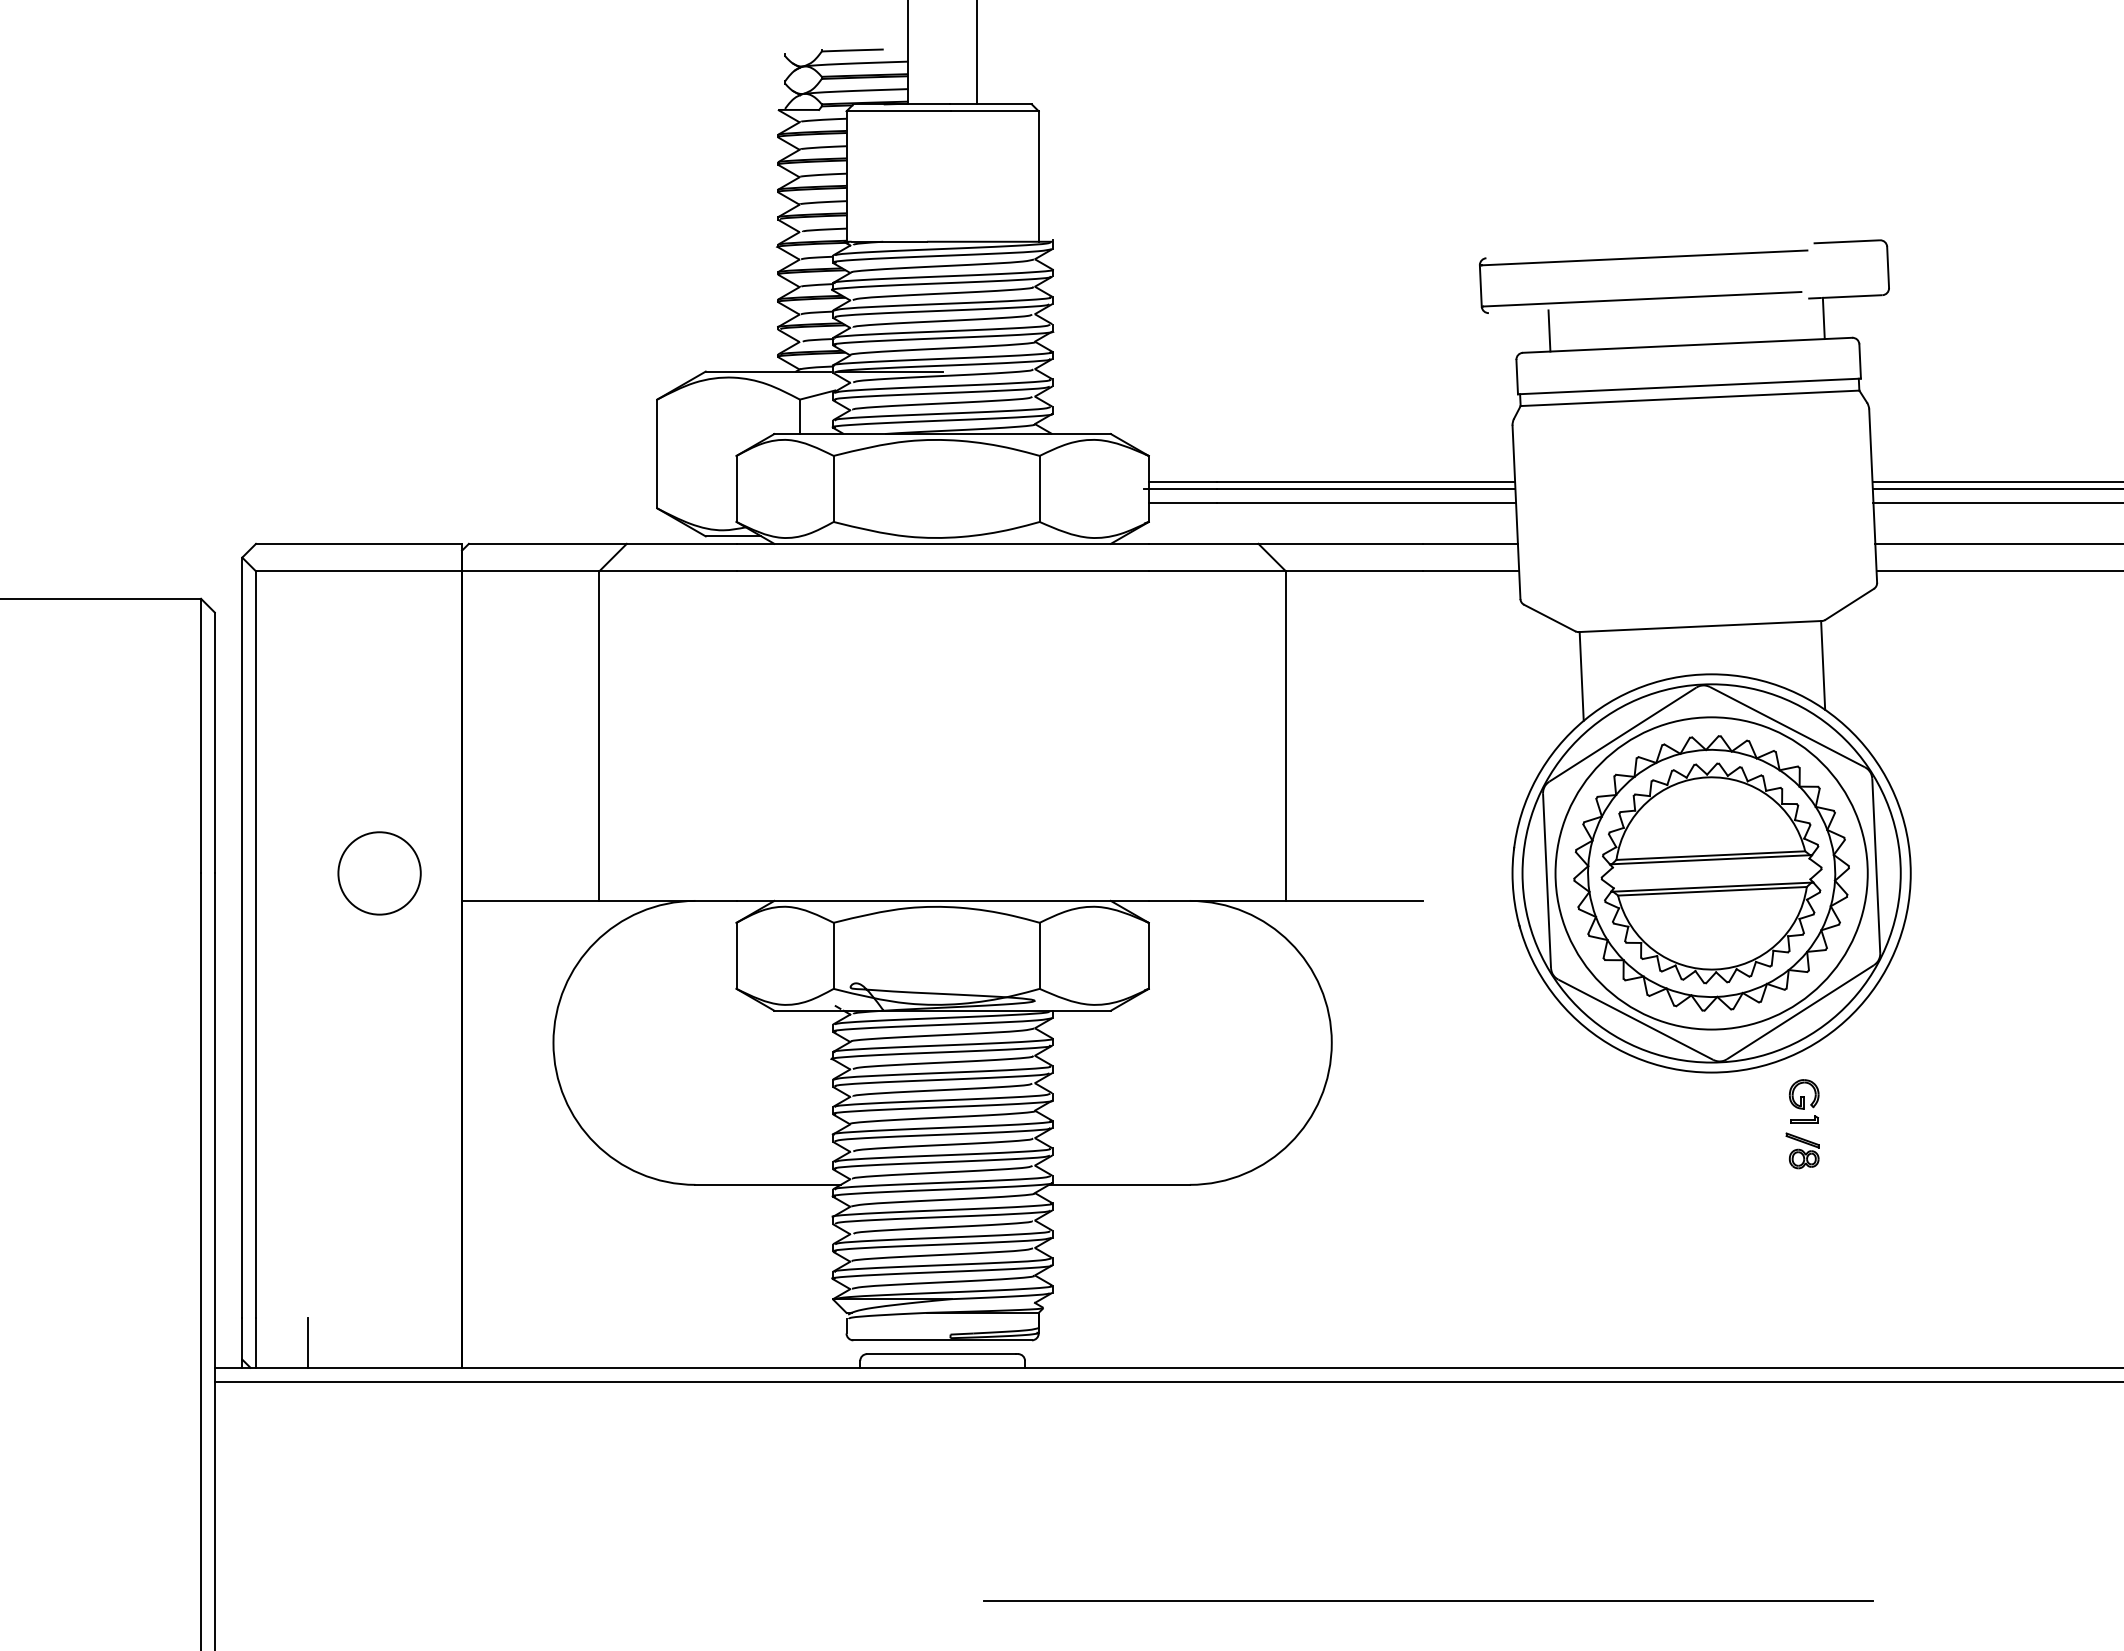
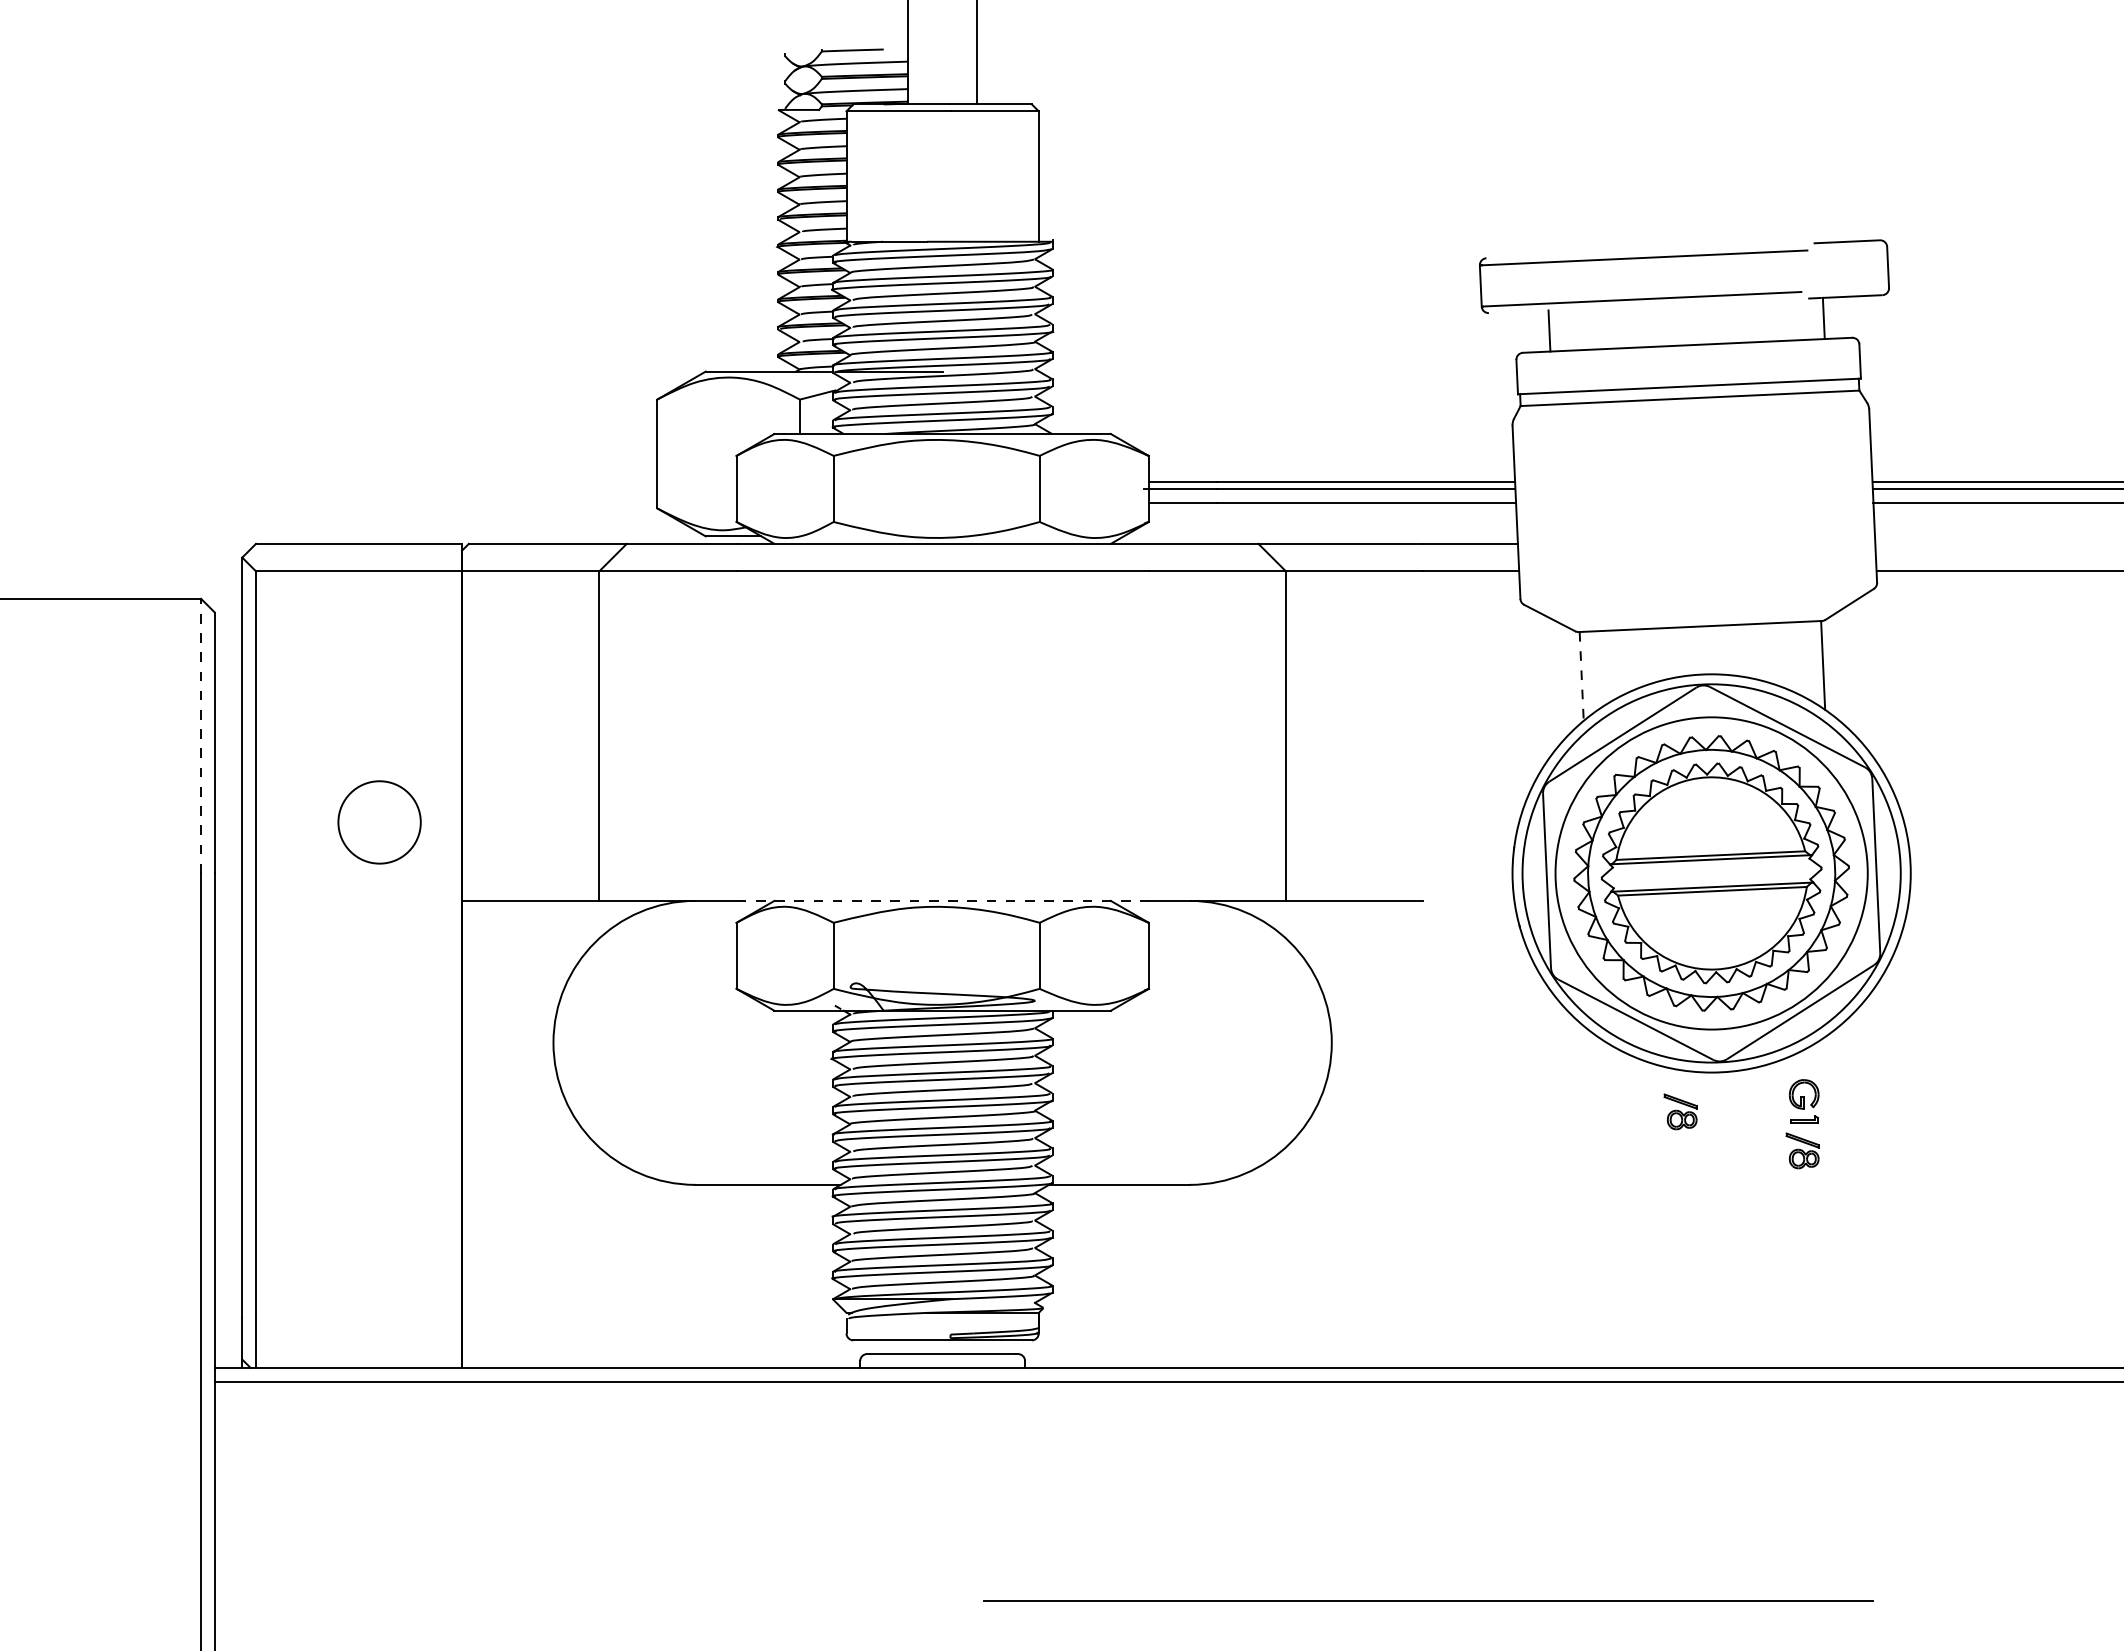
line: present -> none (1997, 543)
line: solid -> dashed (1581, 676)
line: solid -> dashed (201, 735)
circle position: (379, 873) -> (379, 822) (379, 822)
line: solid -> dashed (942, 900)
part: none -> present (1680, 1111)
line: present -> none (308, 1342)
